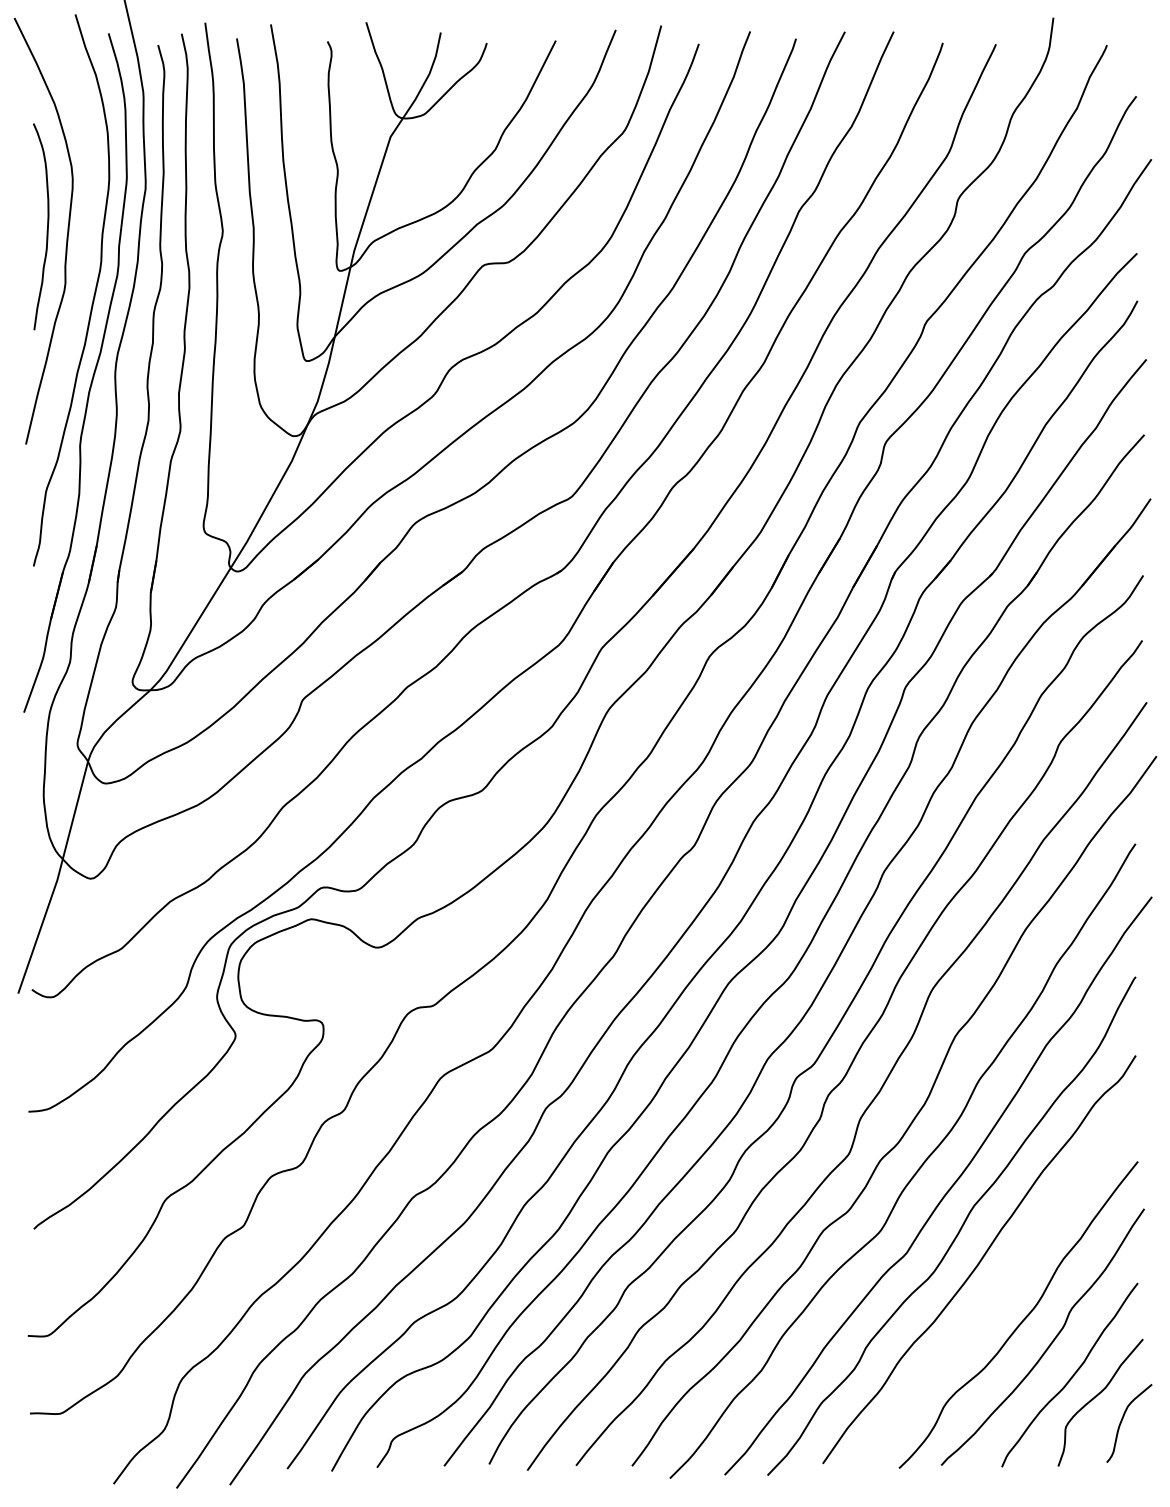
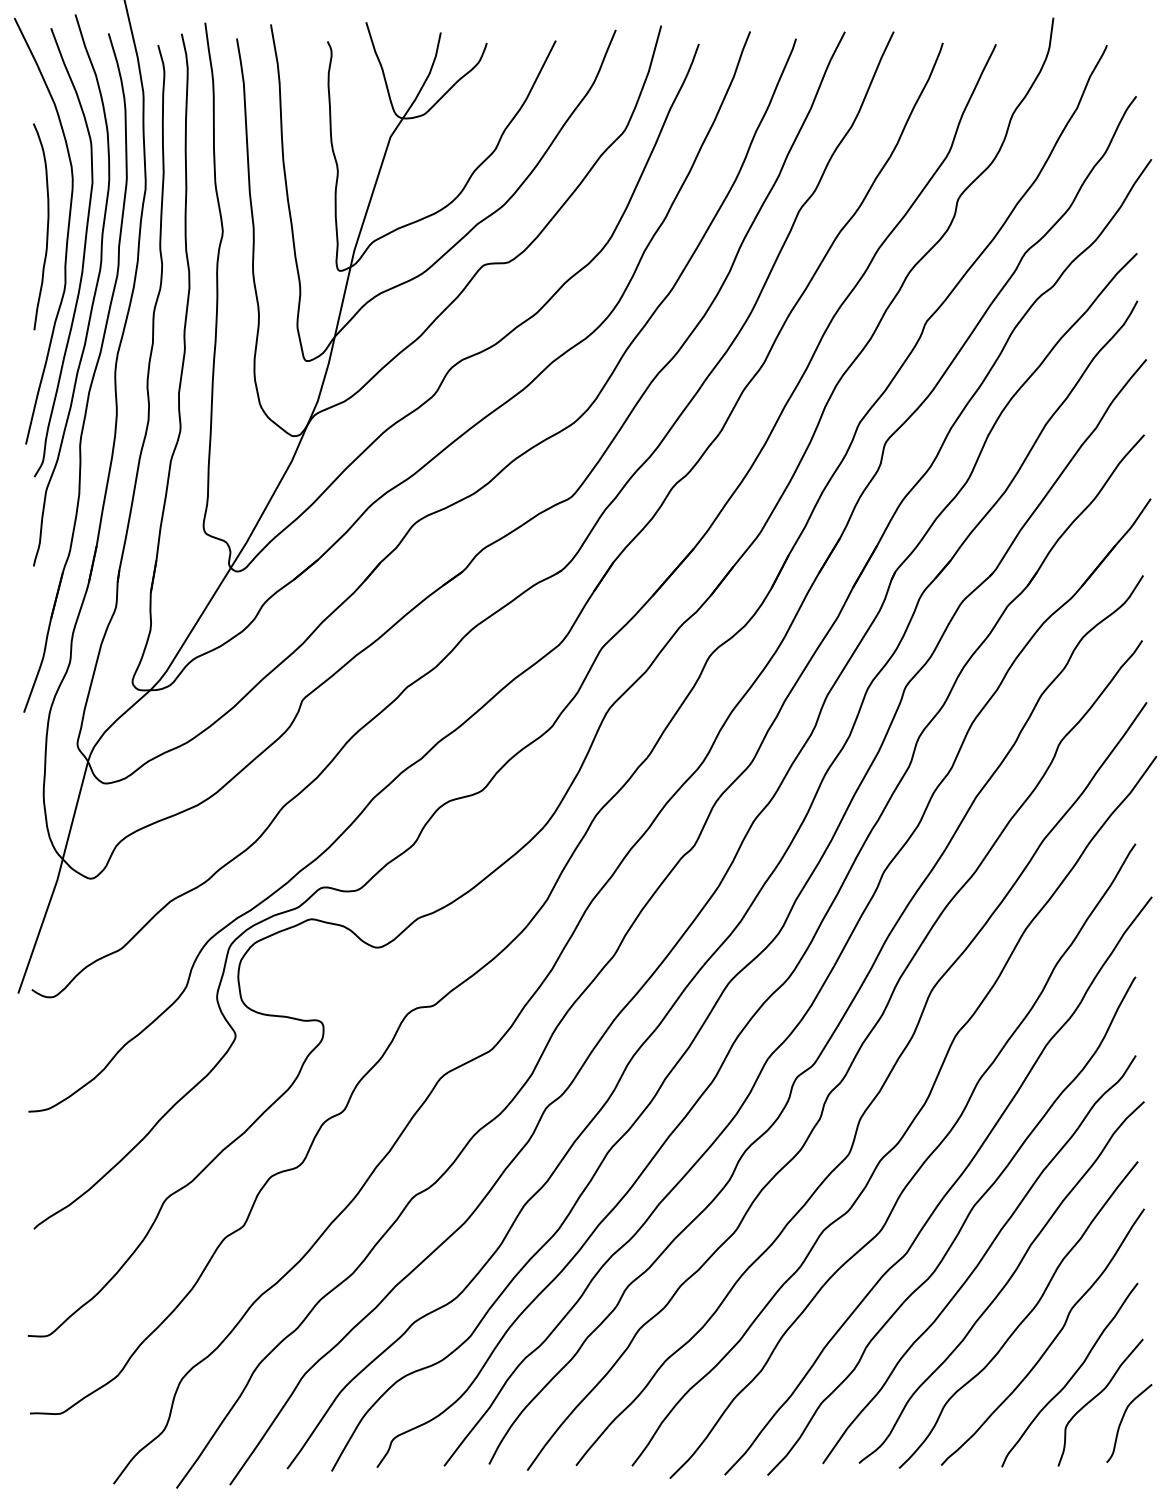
curve: none -> present (82, 258)
curve: none -> present (1004, 1284)
